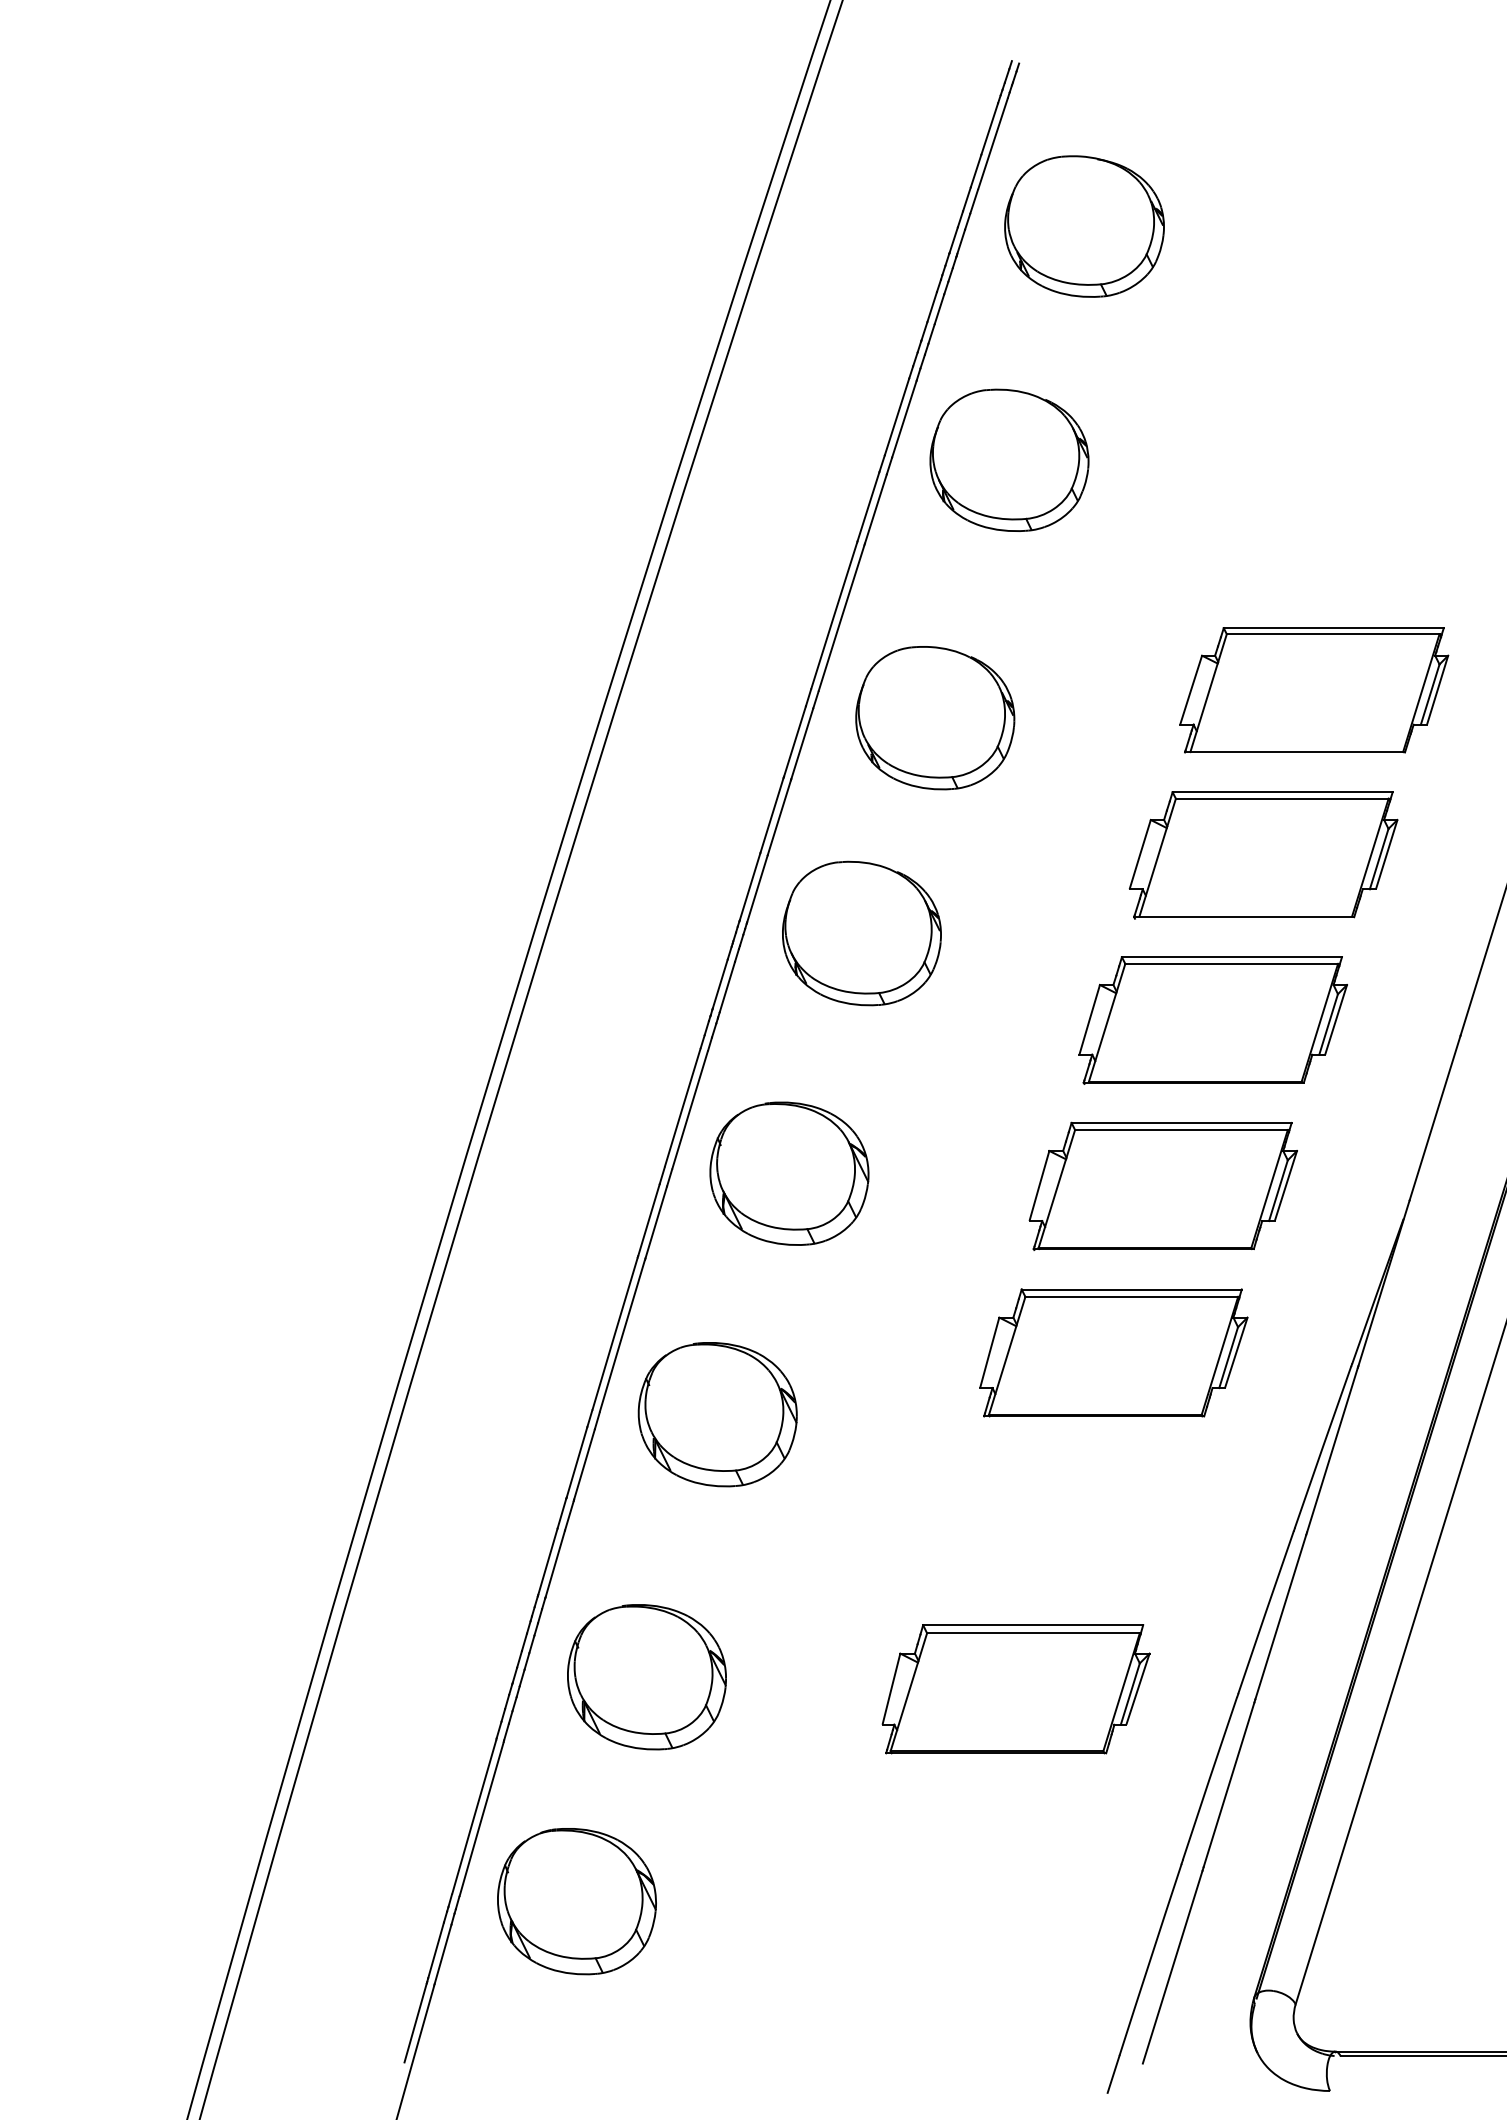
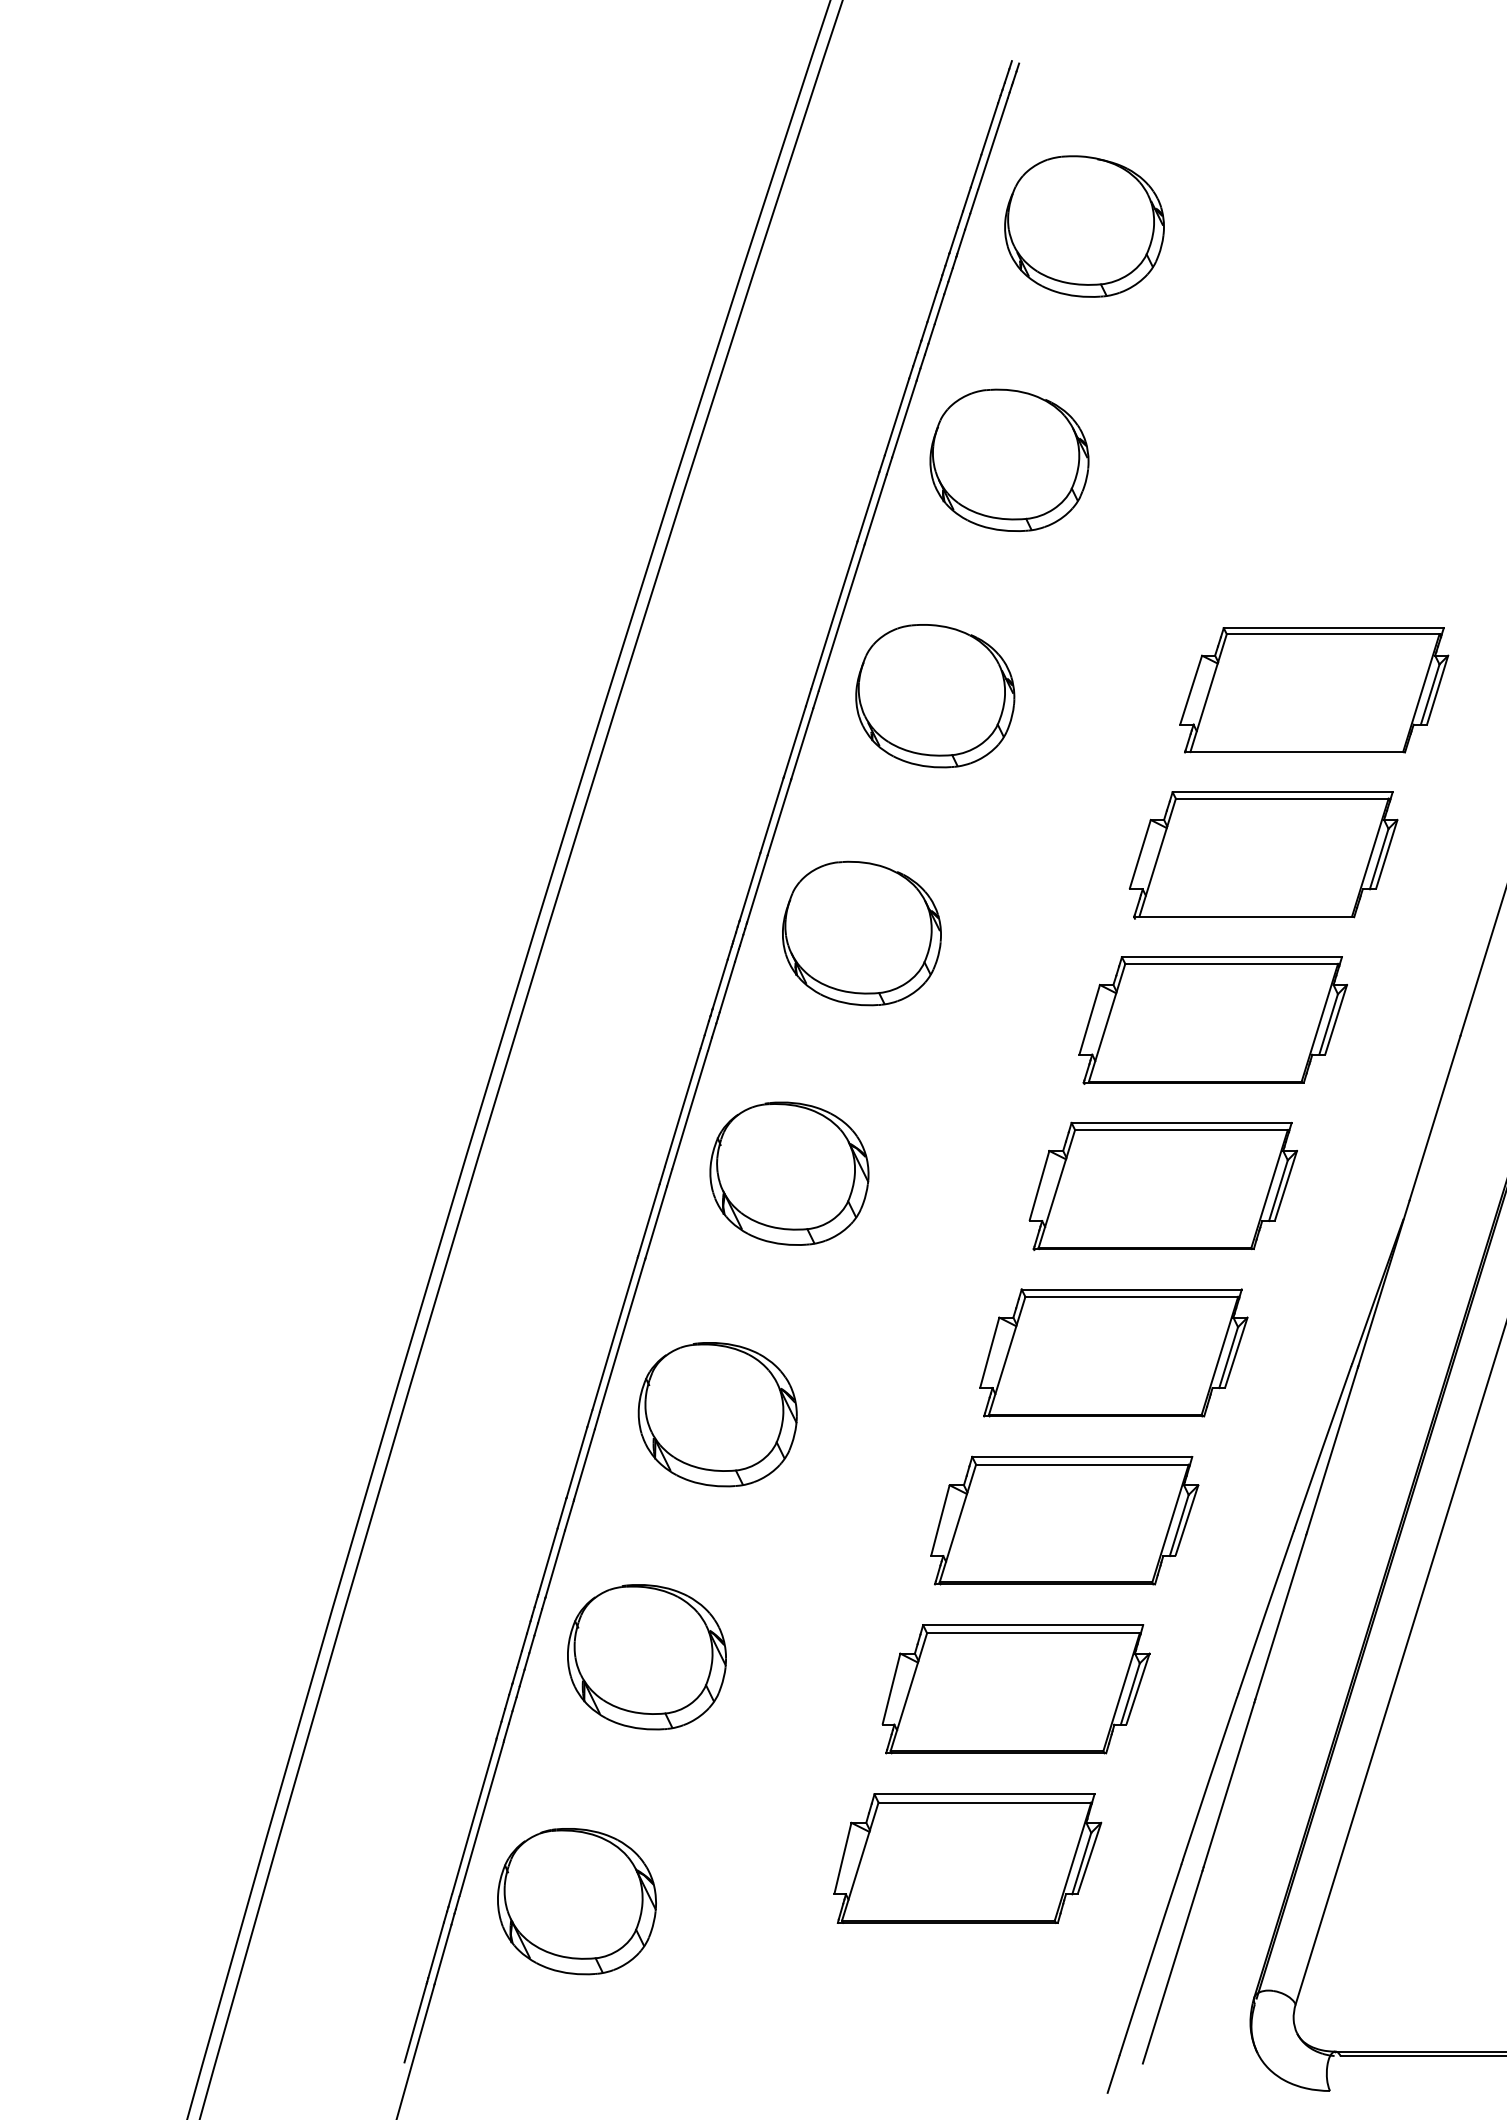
part position: (935, 718) -> (935, 696) (935, 696)
part: none -> present (1064, 1520)
part position: (646, 1677) -> (646, 1657) (646, 1657)
part: none -> present (967, 1858)
